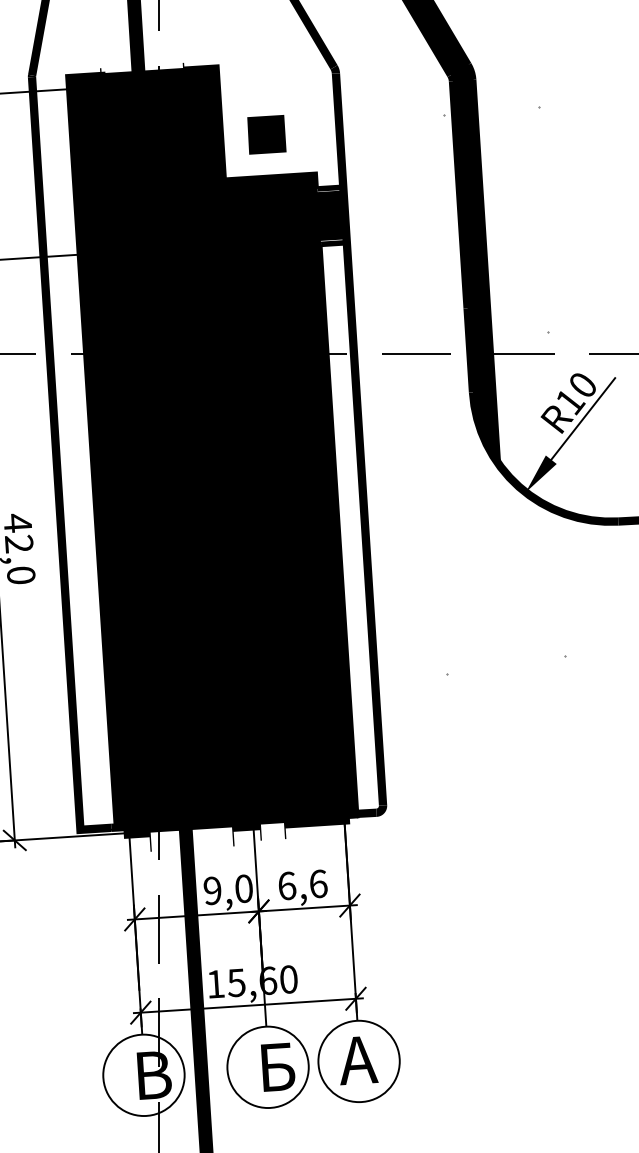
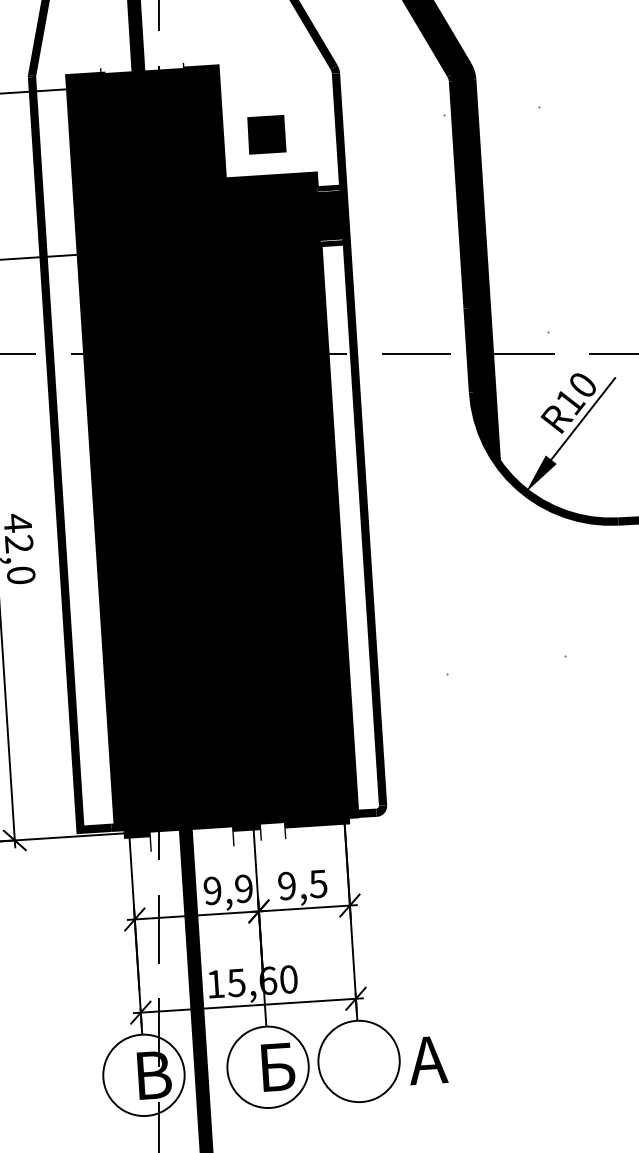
text: 6,6 -> 9,5 (302, 884)
text: 9,0 -> 9,9 (243, 888)
text position: (359, 1060) -> (429, 1060) (429, 1060)
